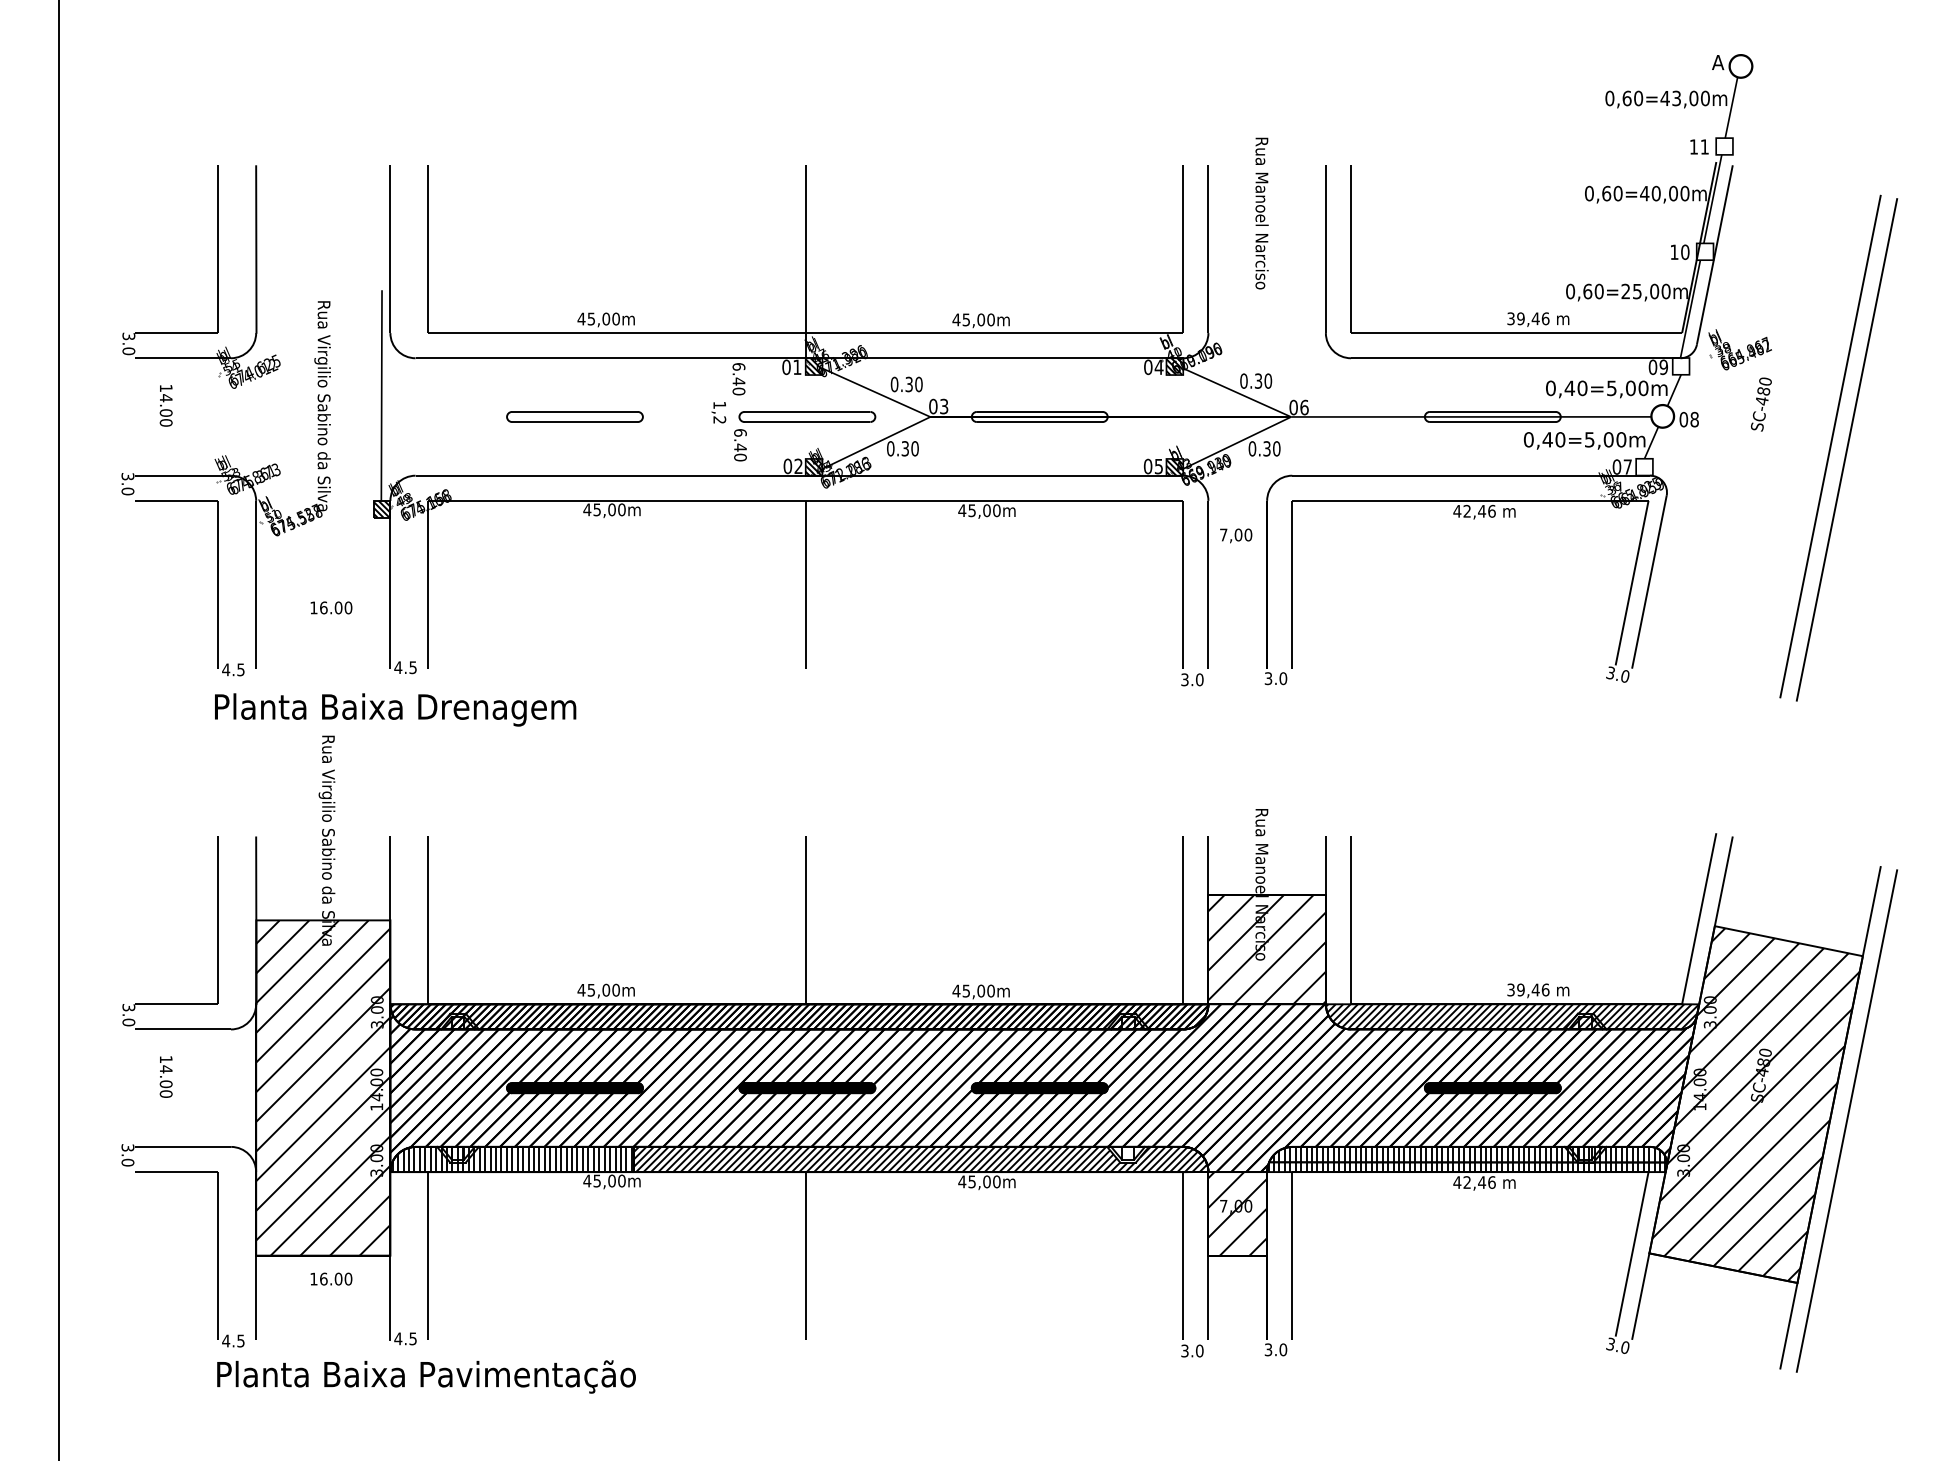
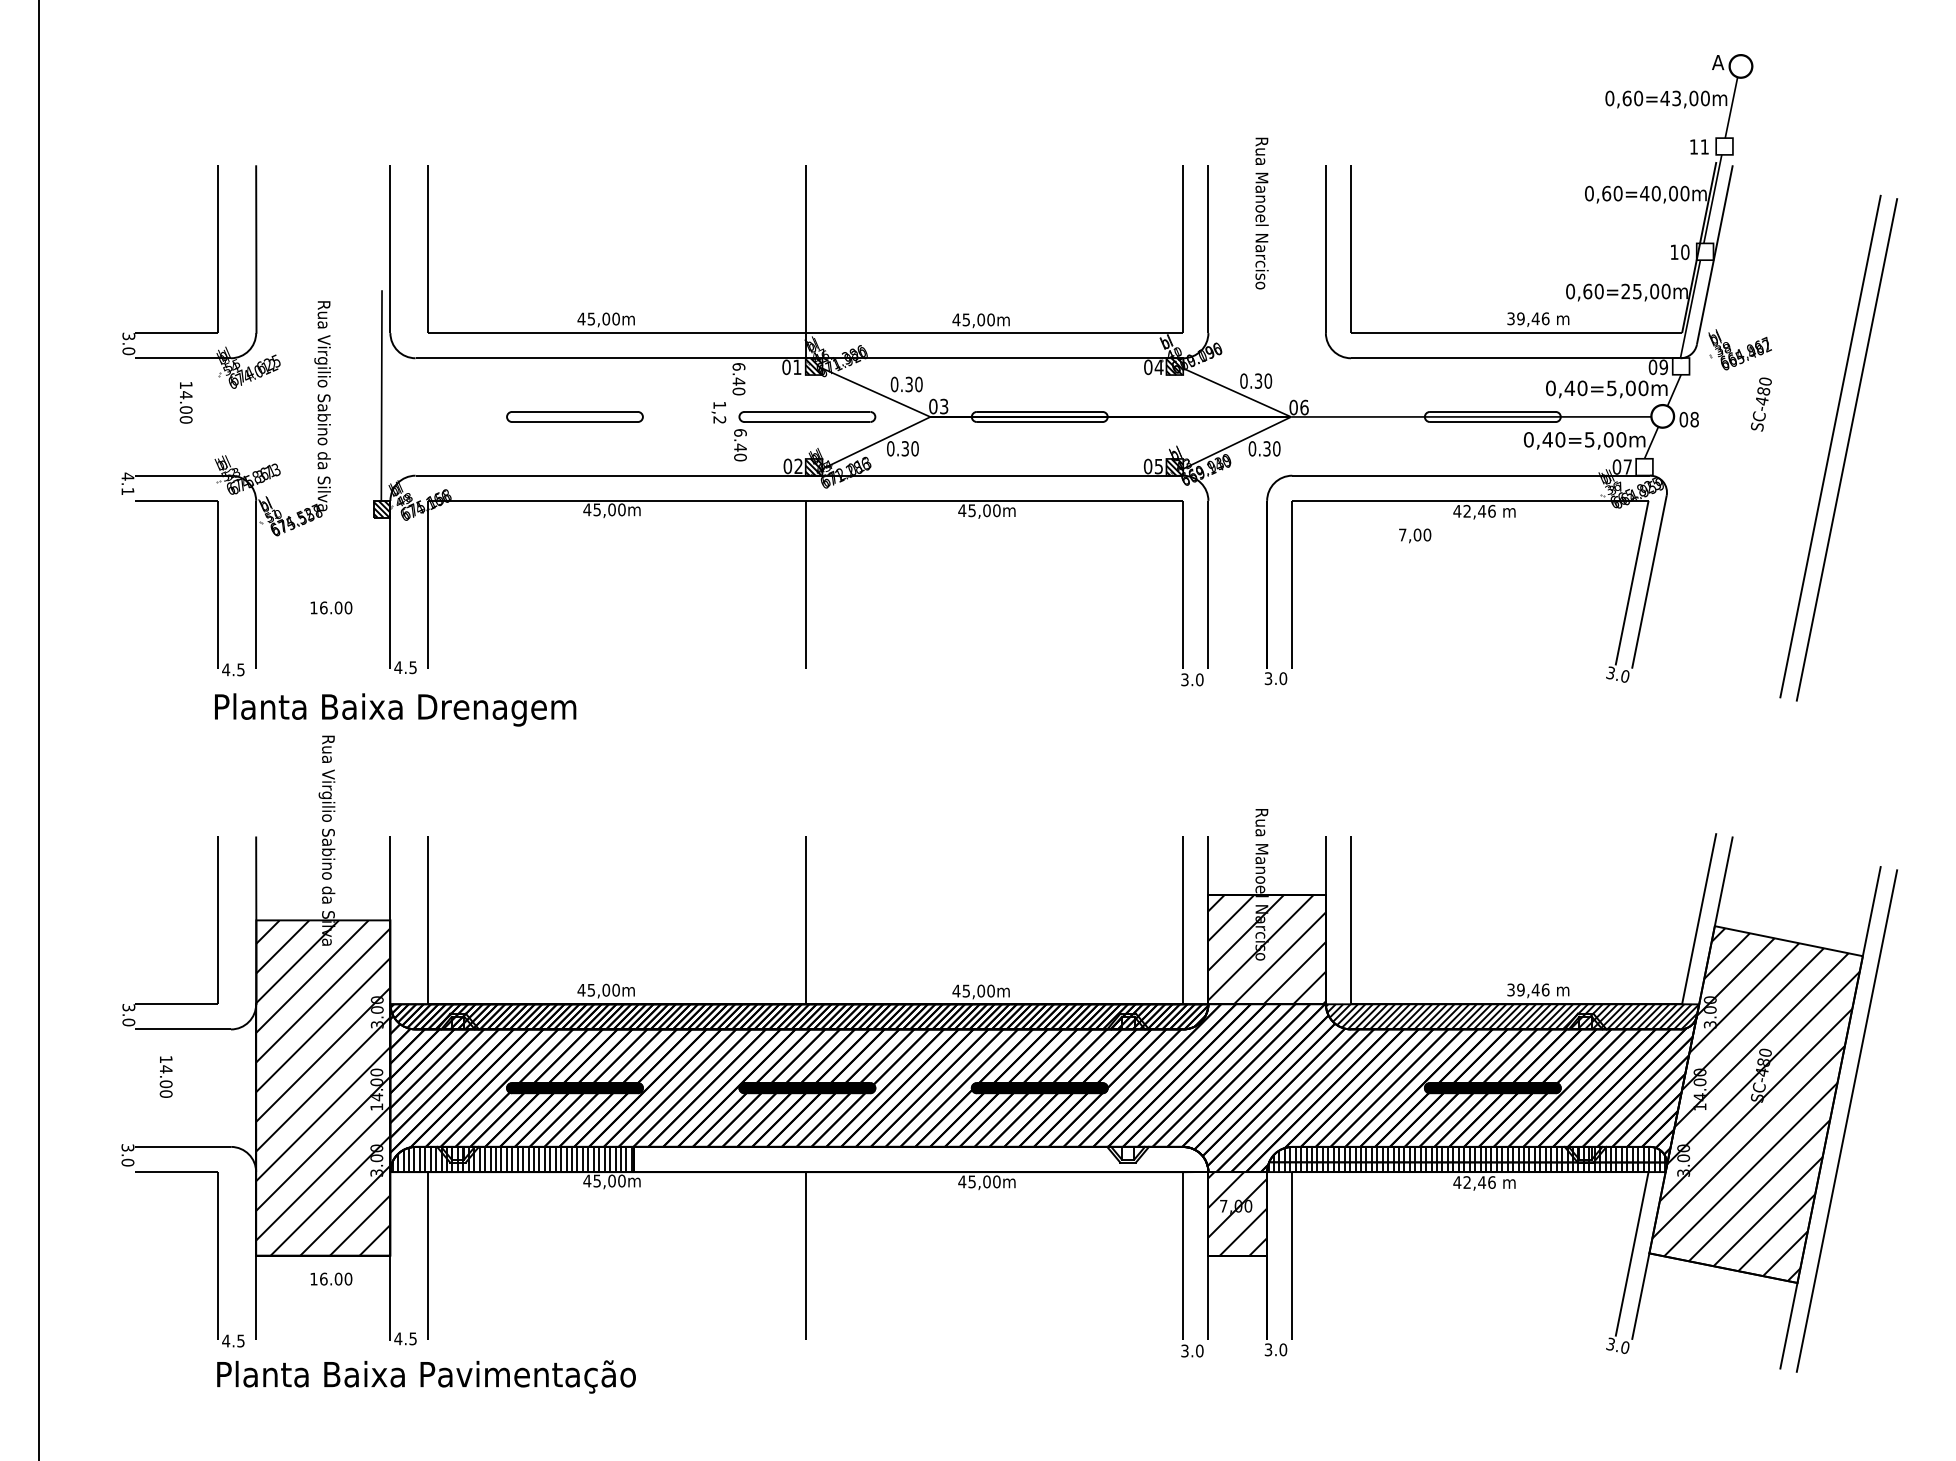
text position: (165, 405) -> (185, 402) (185, 402)
text: 3.0 -> 4.1 (127, 483)
text position: (1236, 535) -> (1415, 535) (1415, 535)
line position: (58, 729) -> (38, 729) (38, 729)
hatch: present -> none (920, 1159)
